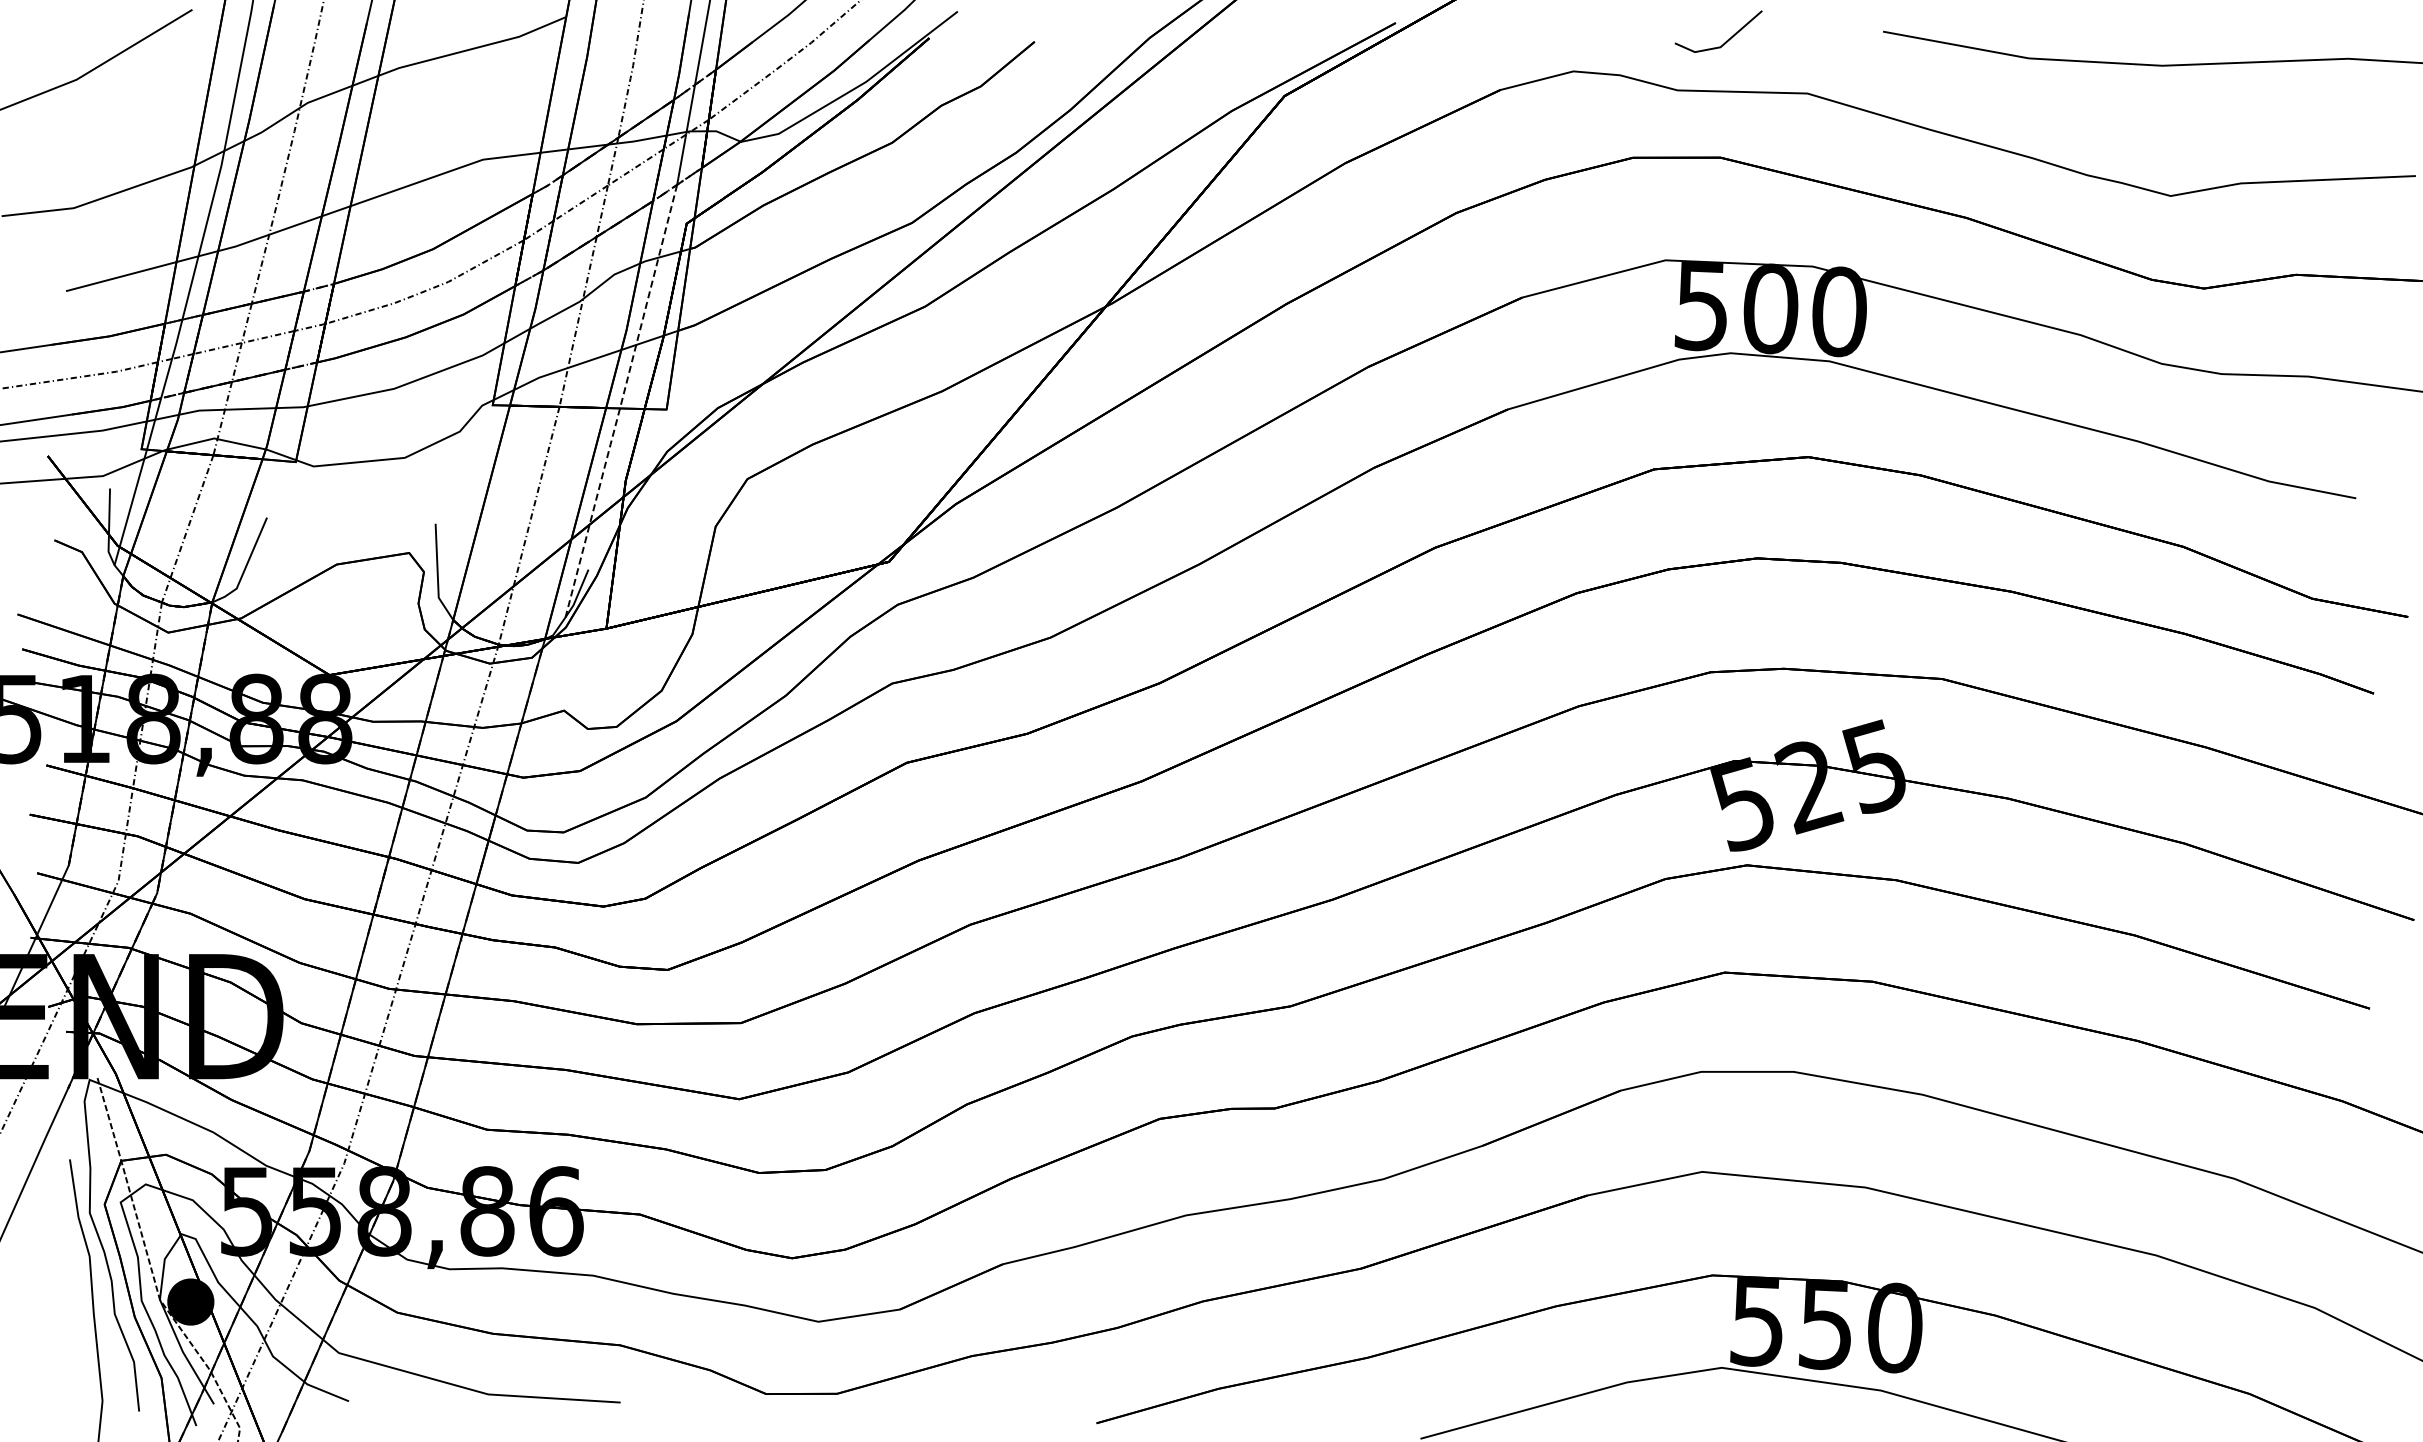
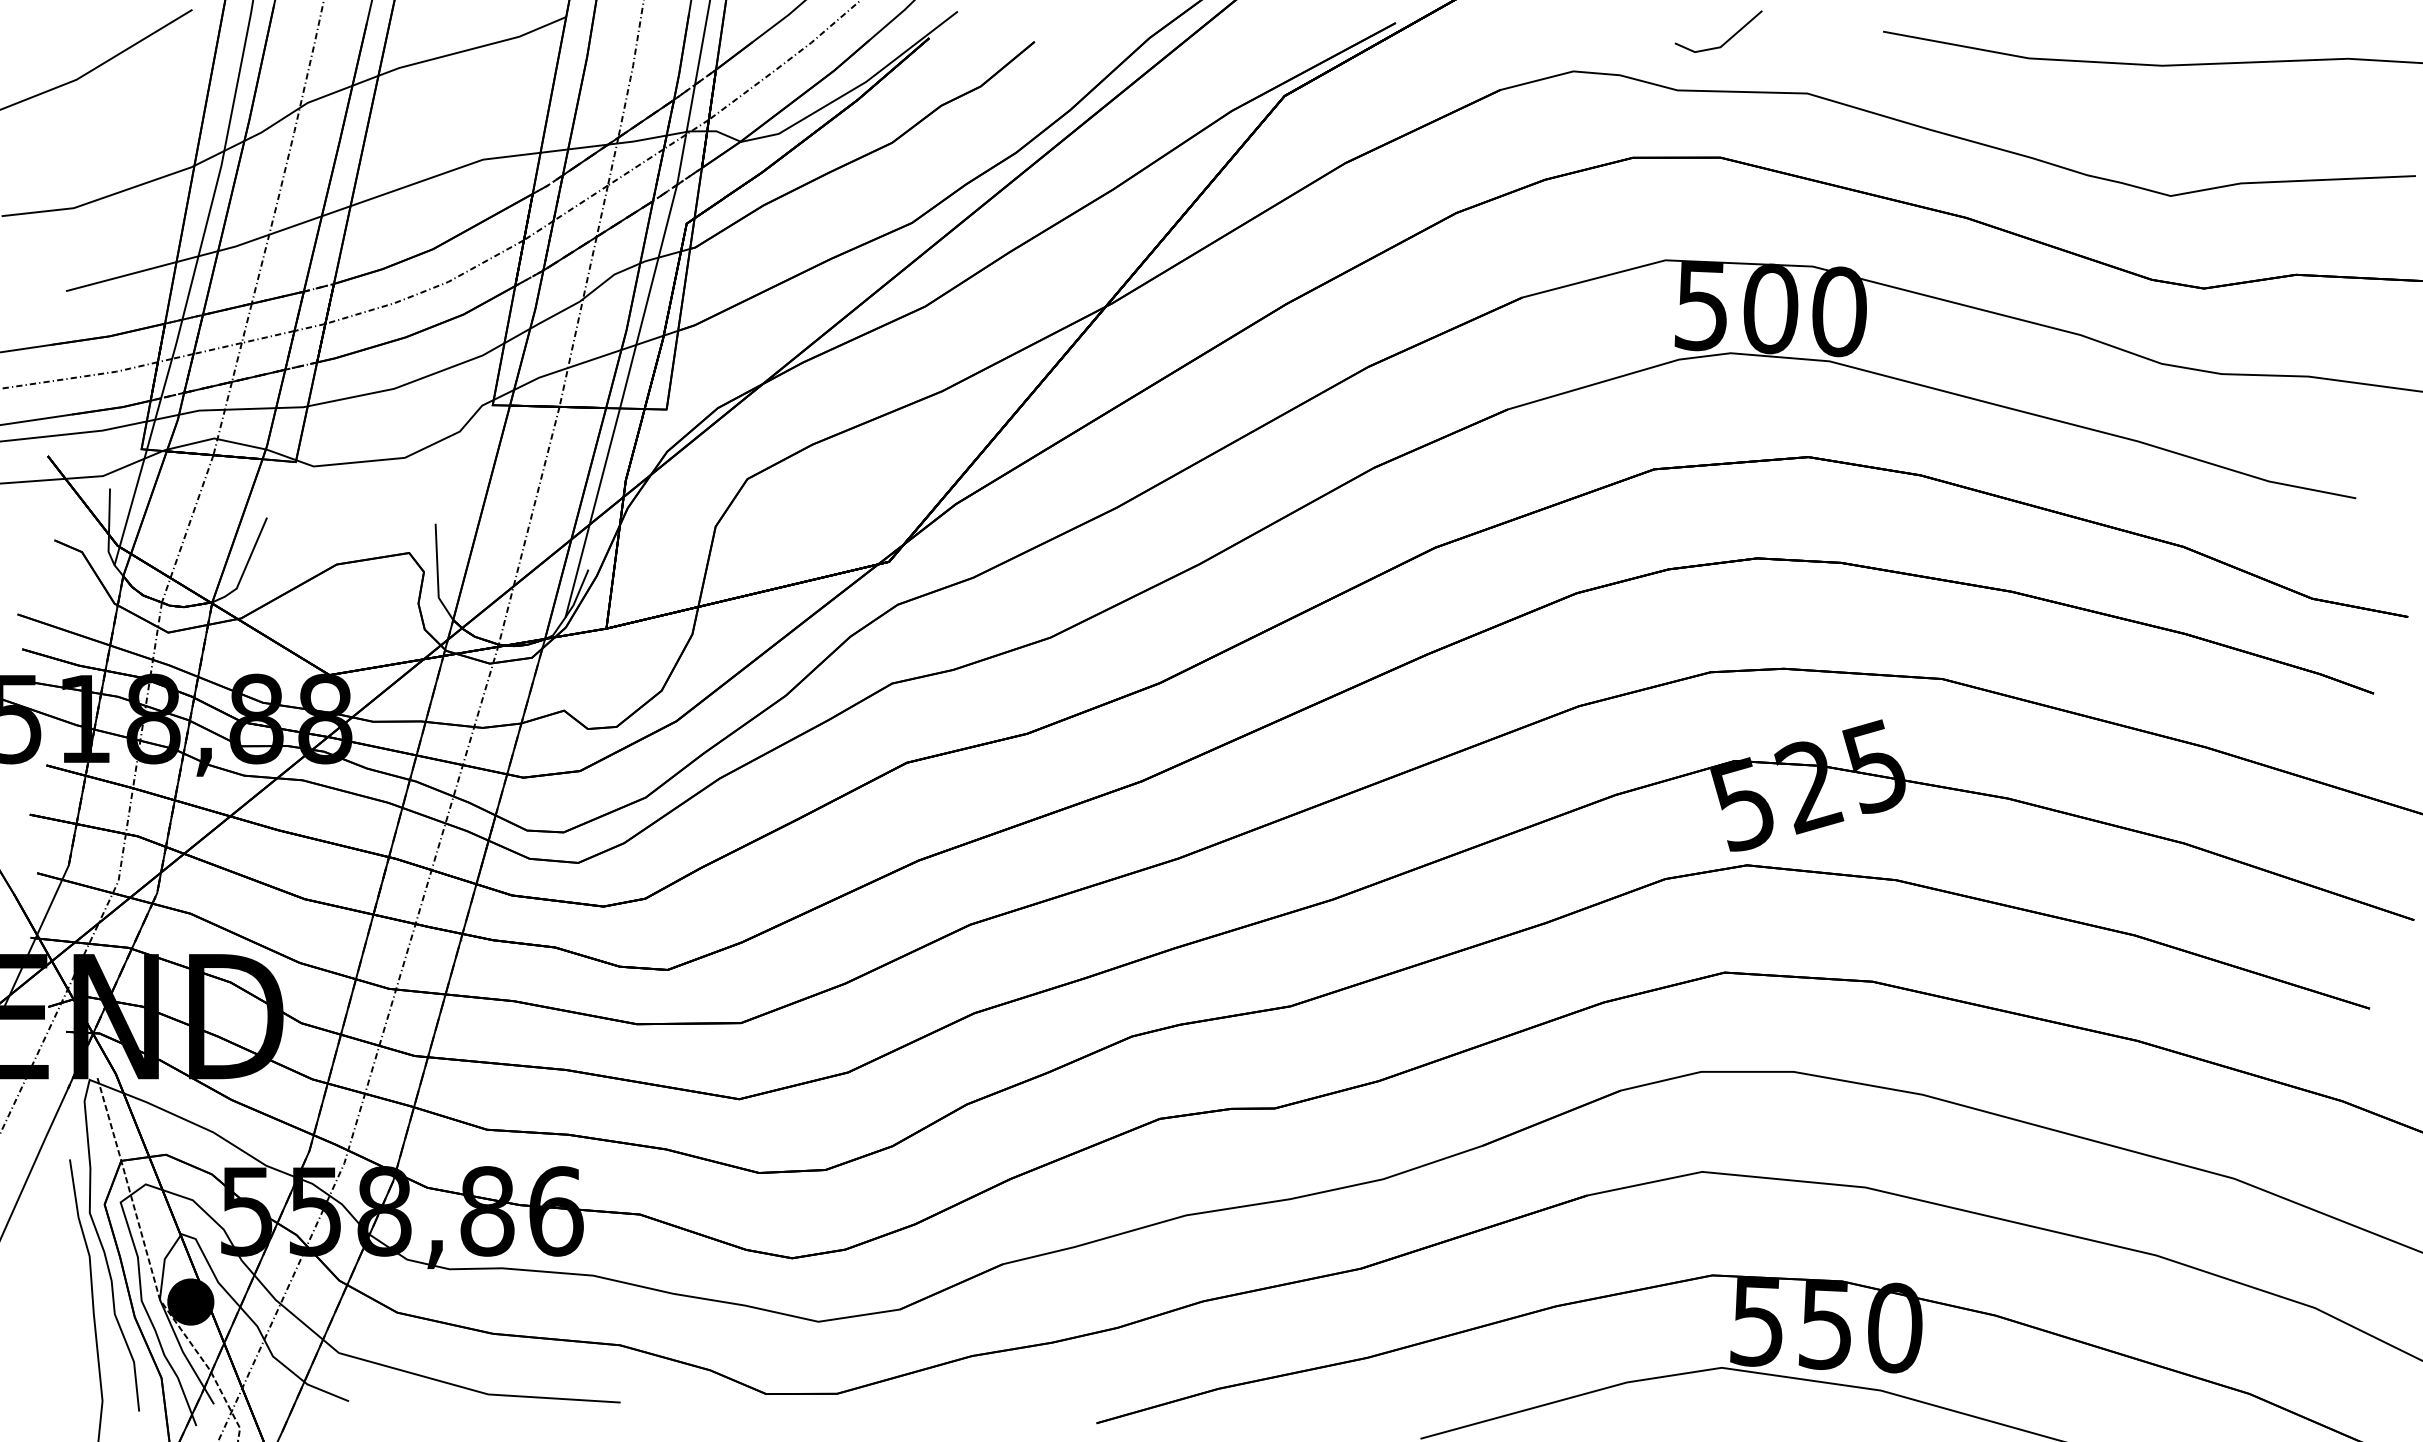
line: dashed -> solid (621, 402)
